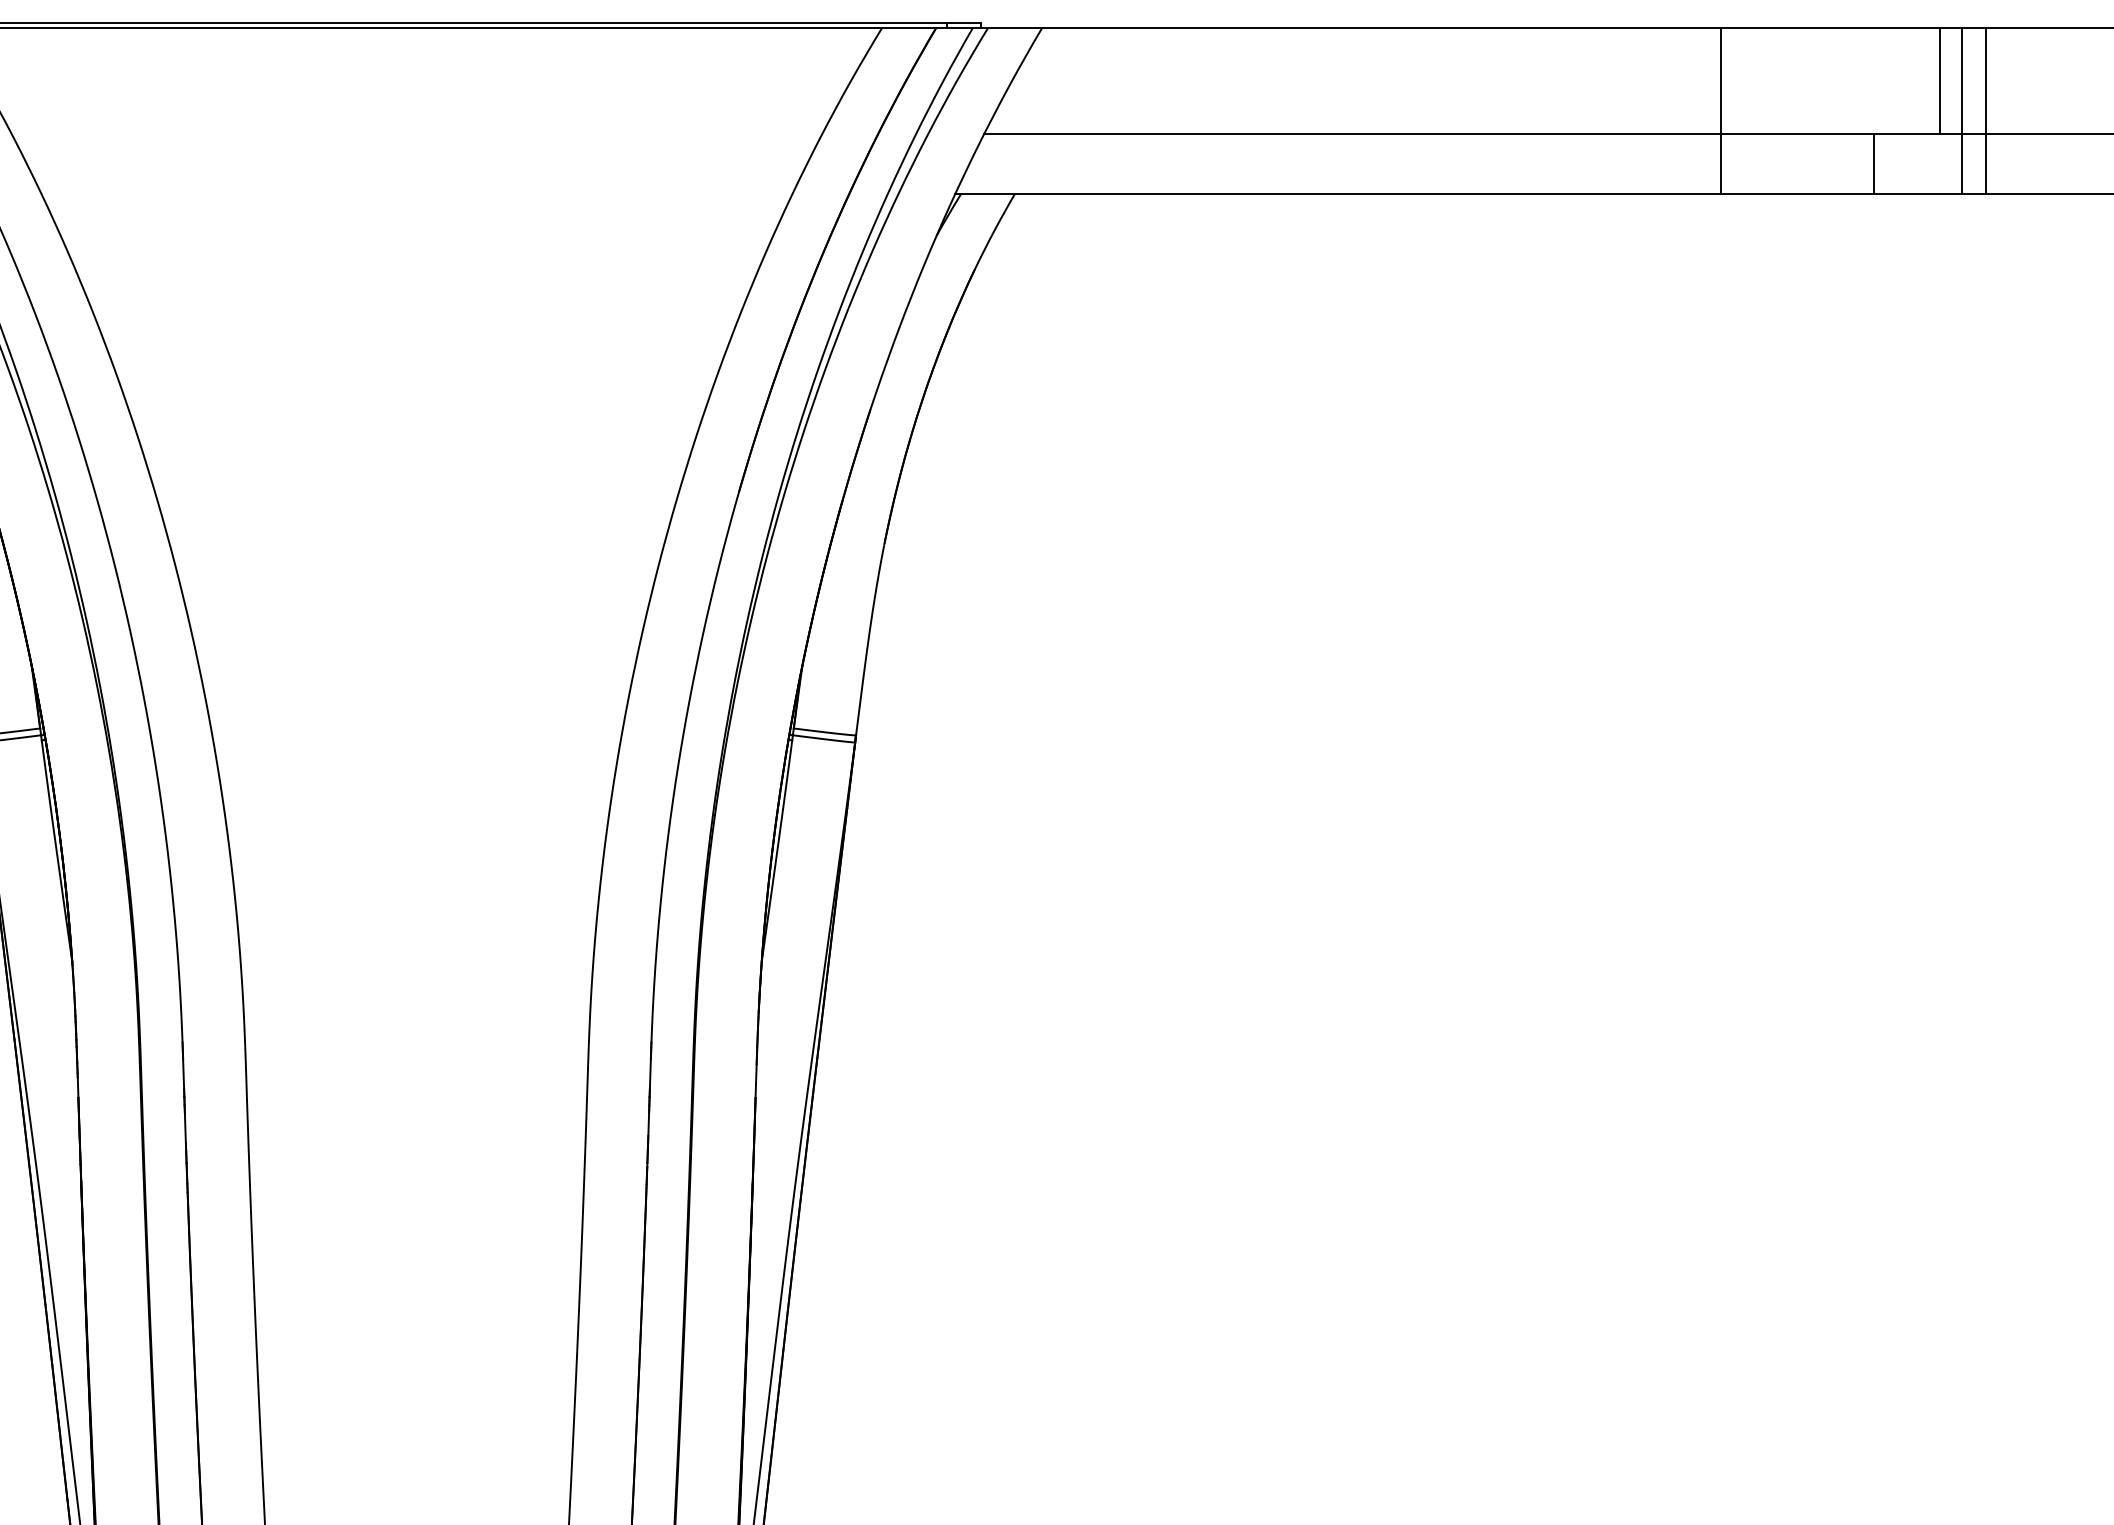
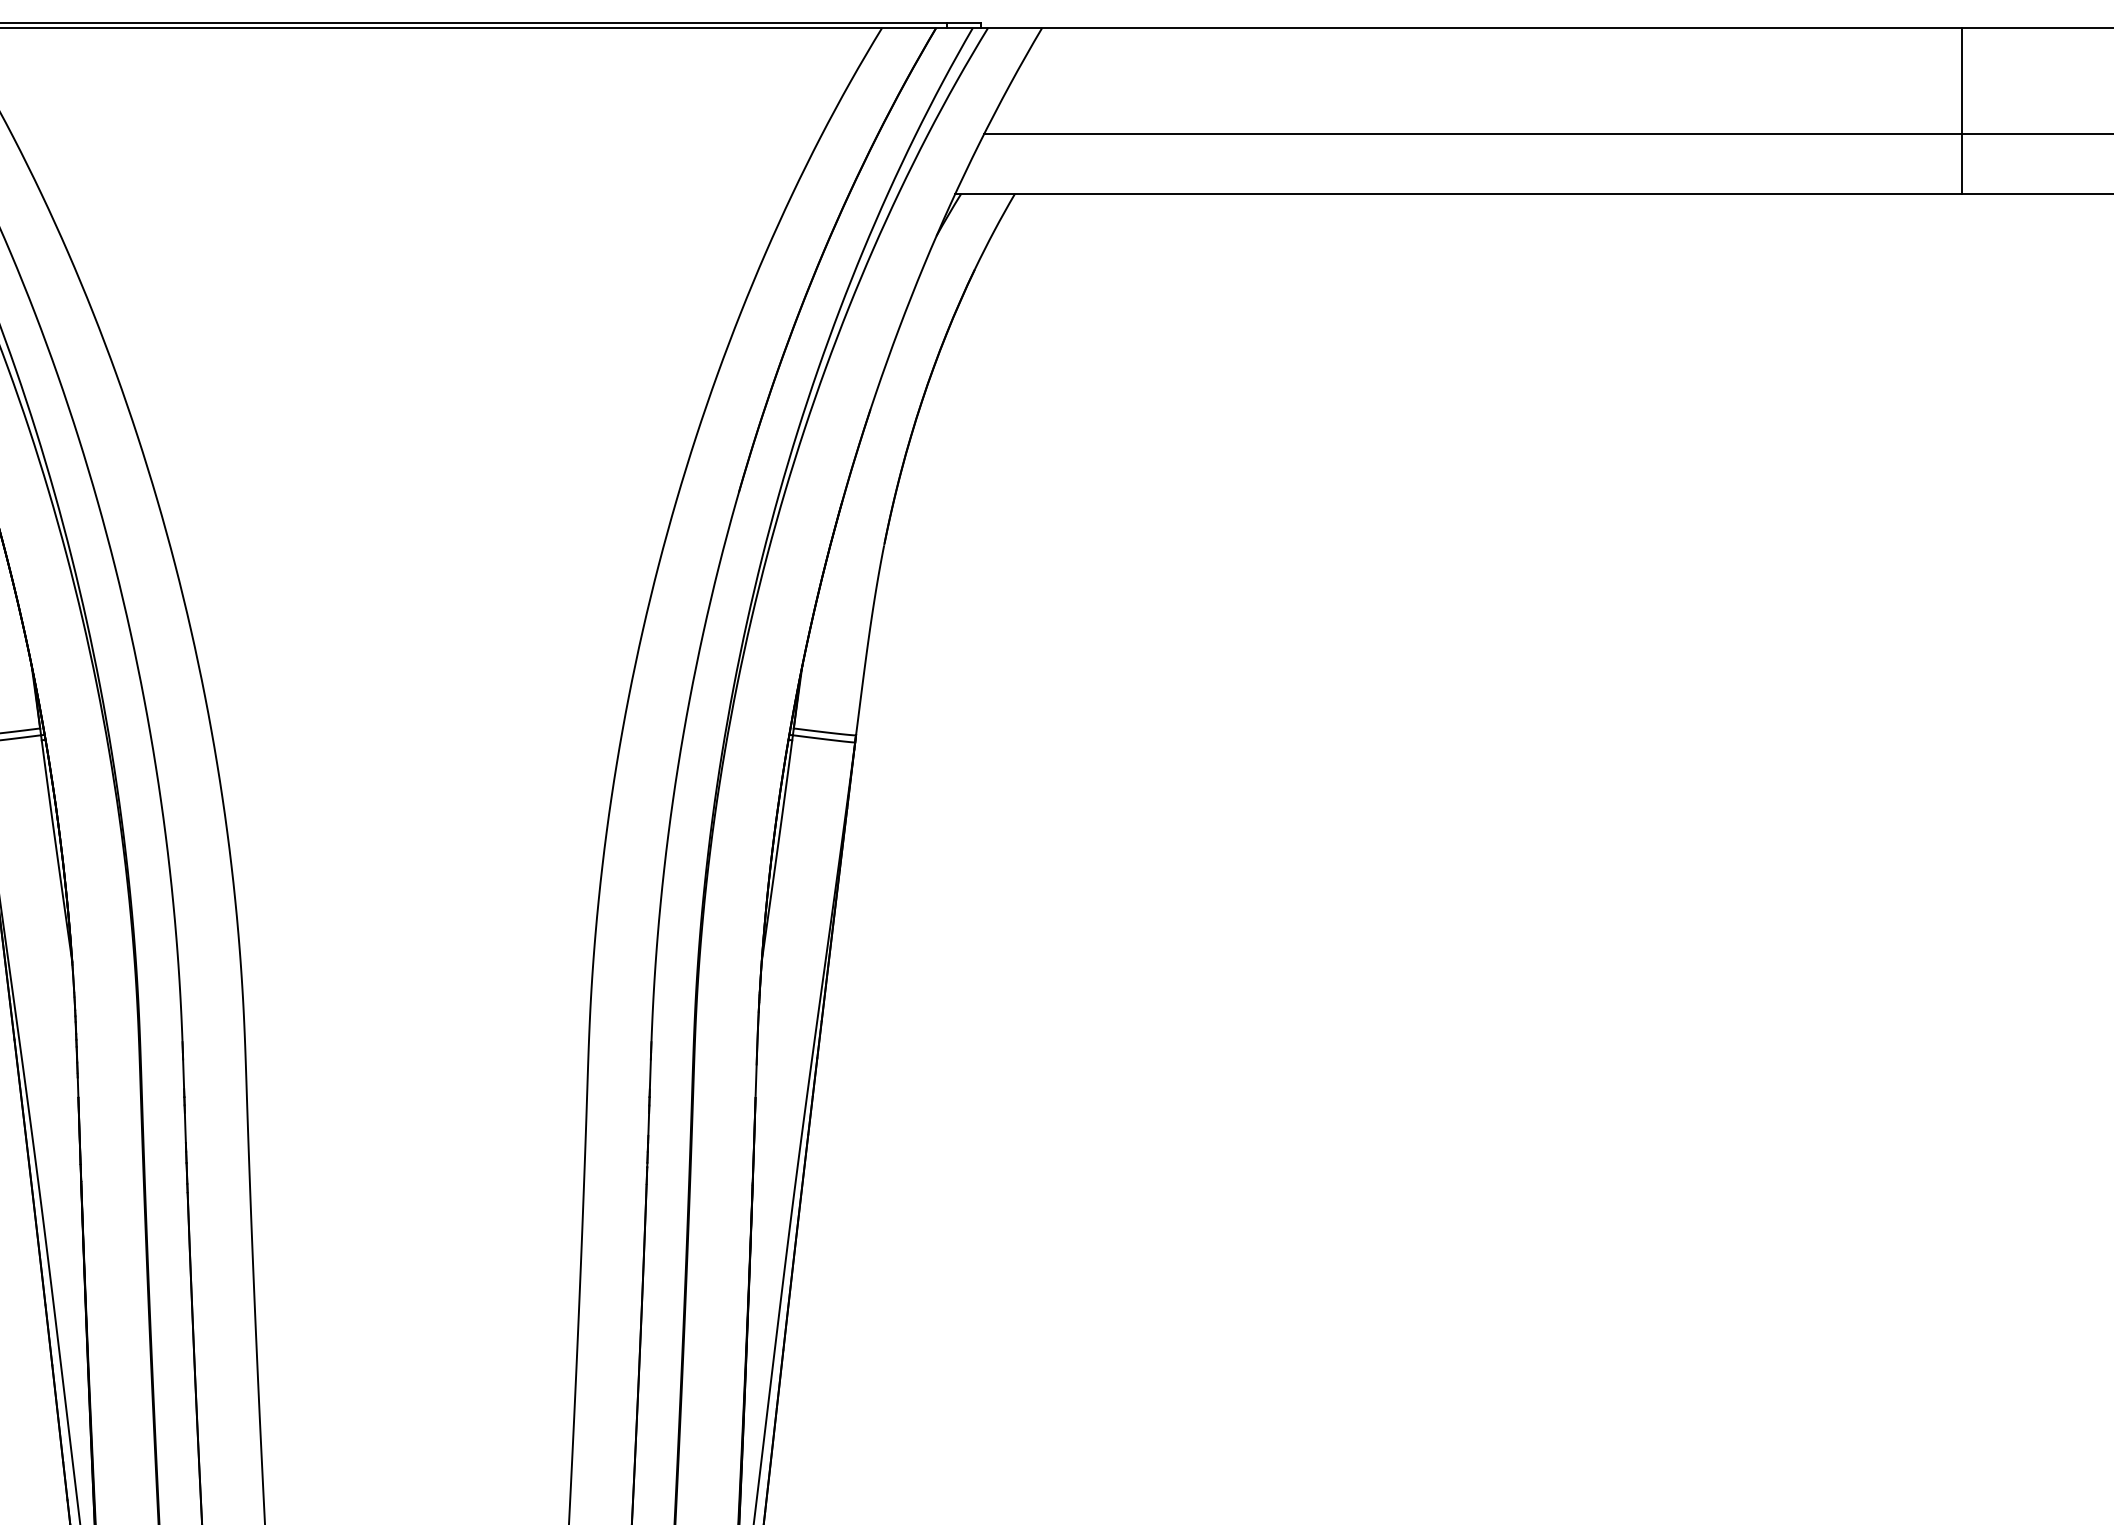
line: present -> none (1940, 80)
line: present -> none (1720, 110)
line: present -> none (1985, 110)
line: present -> none (1874, 163)
